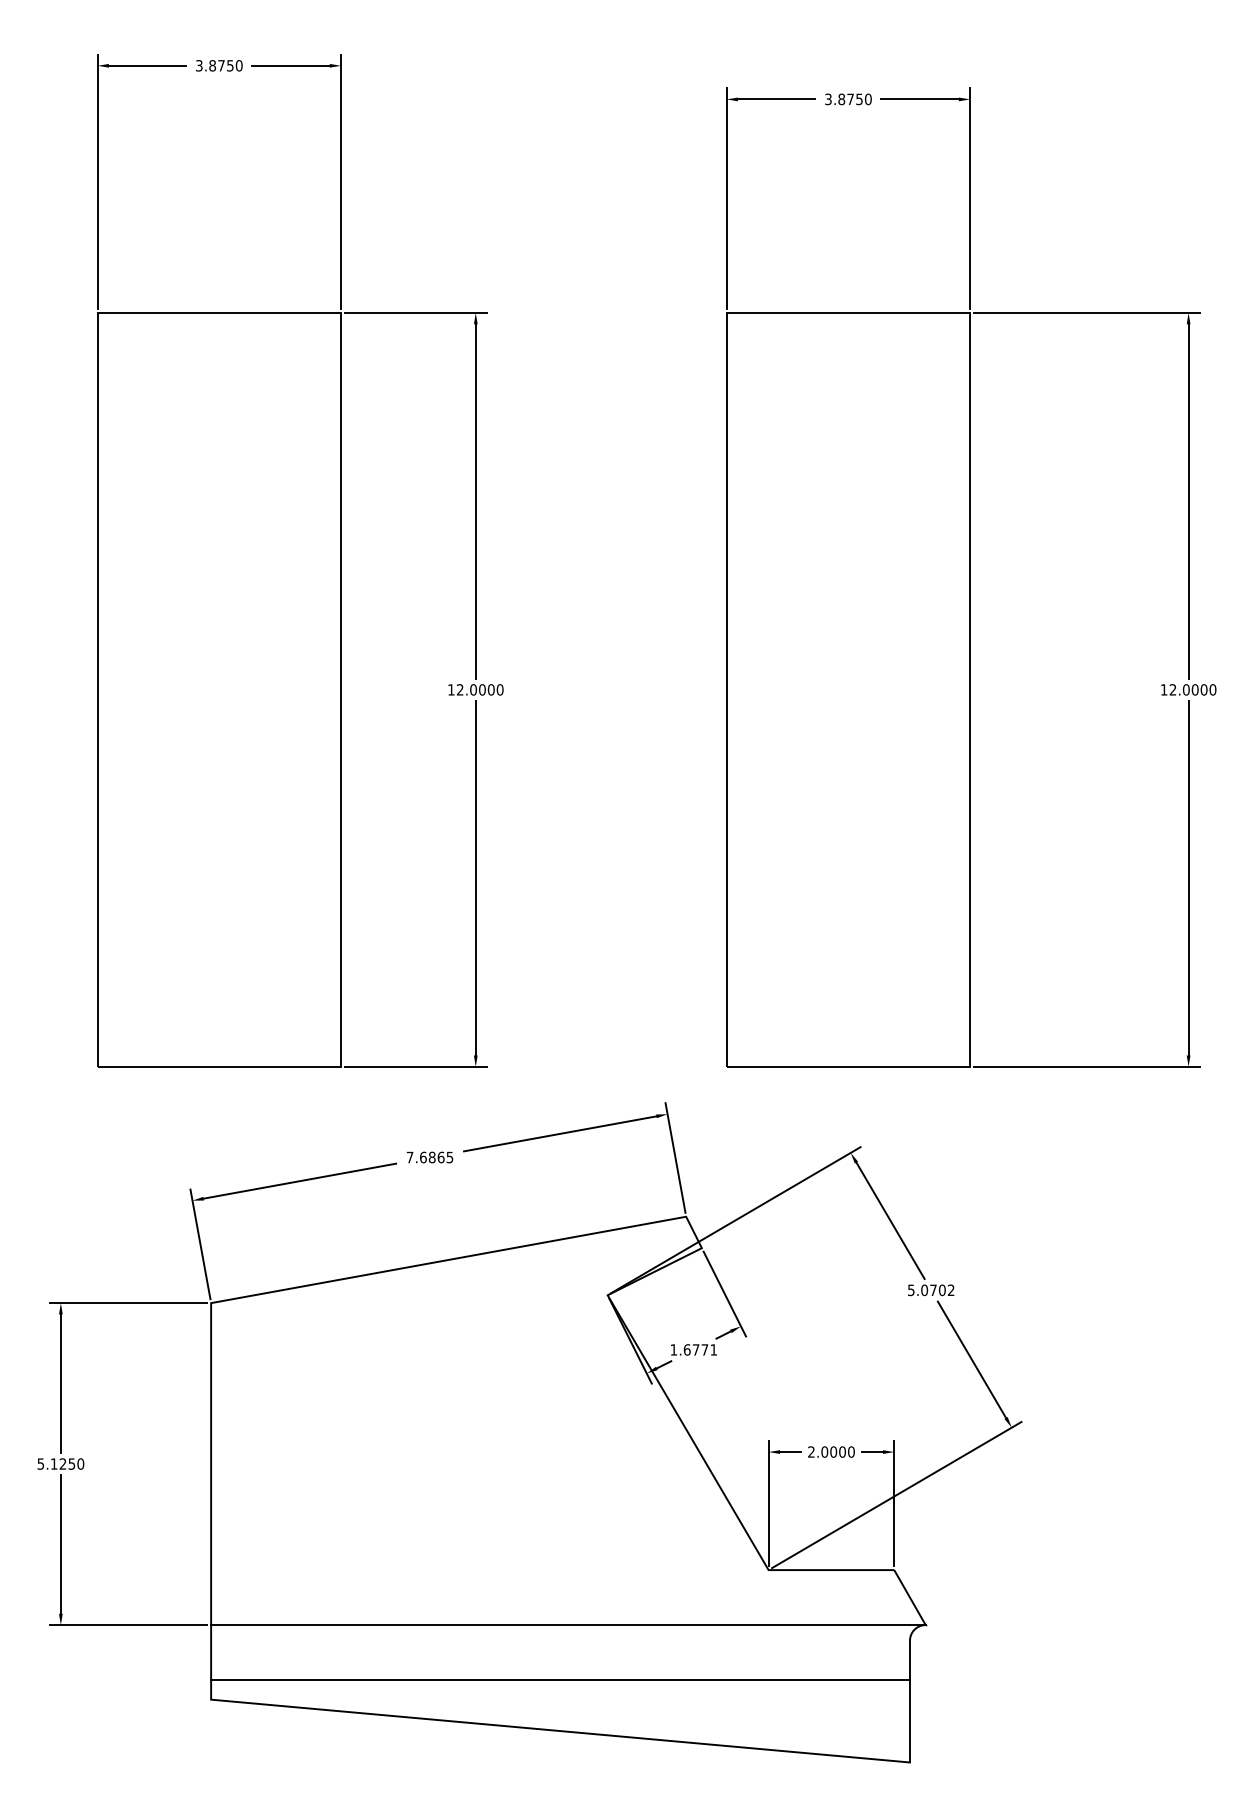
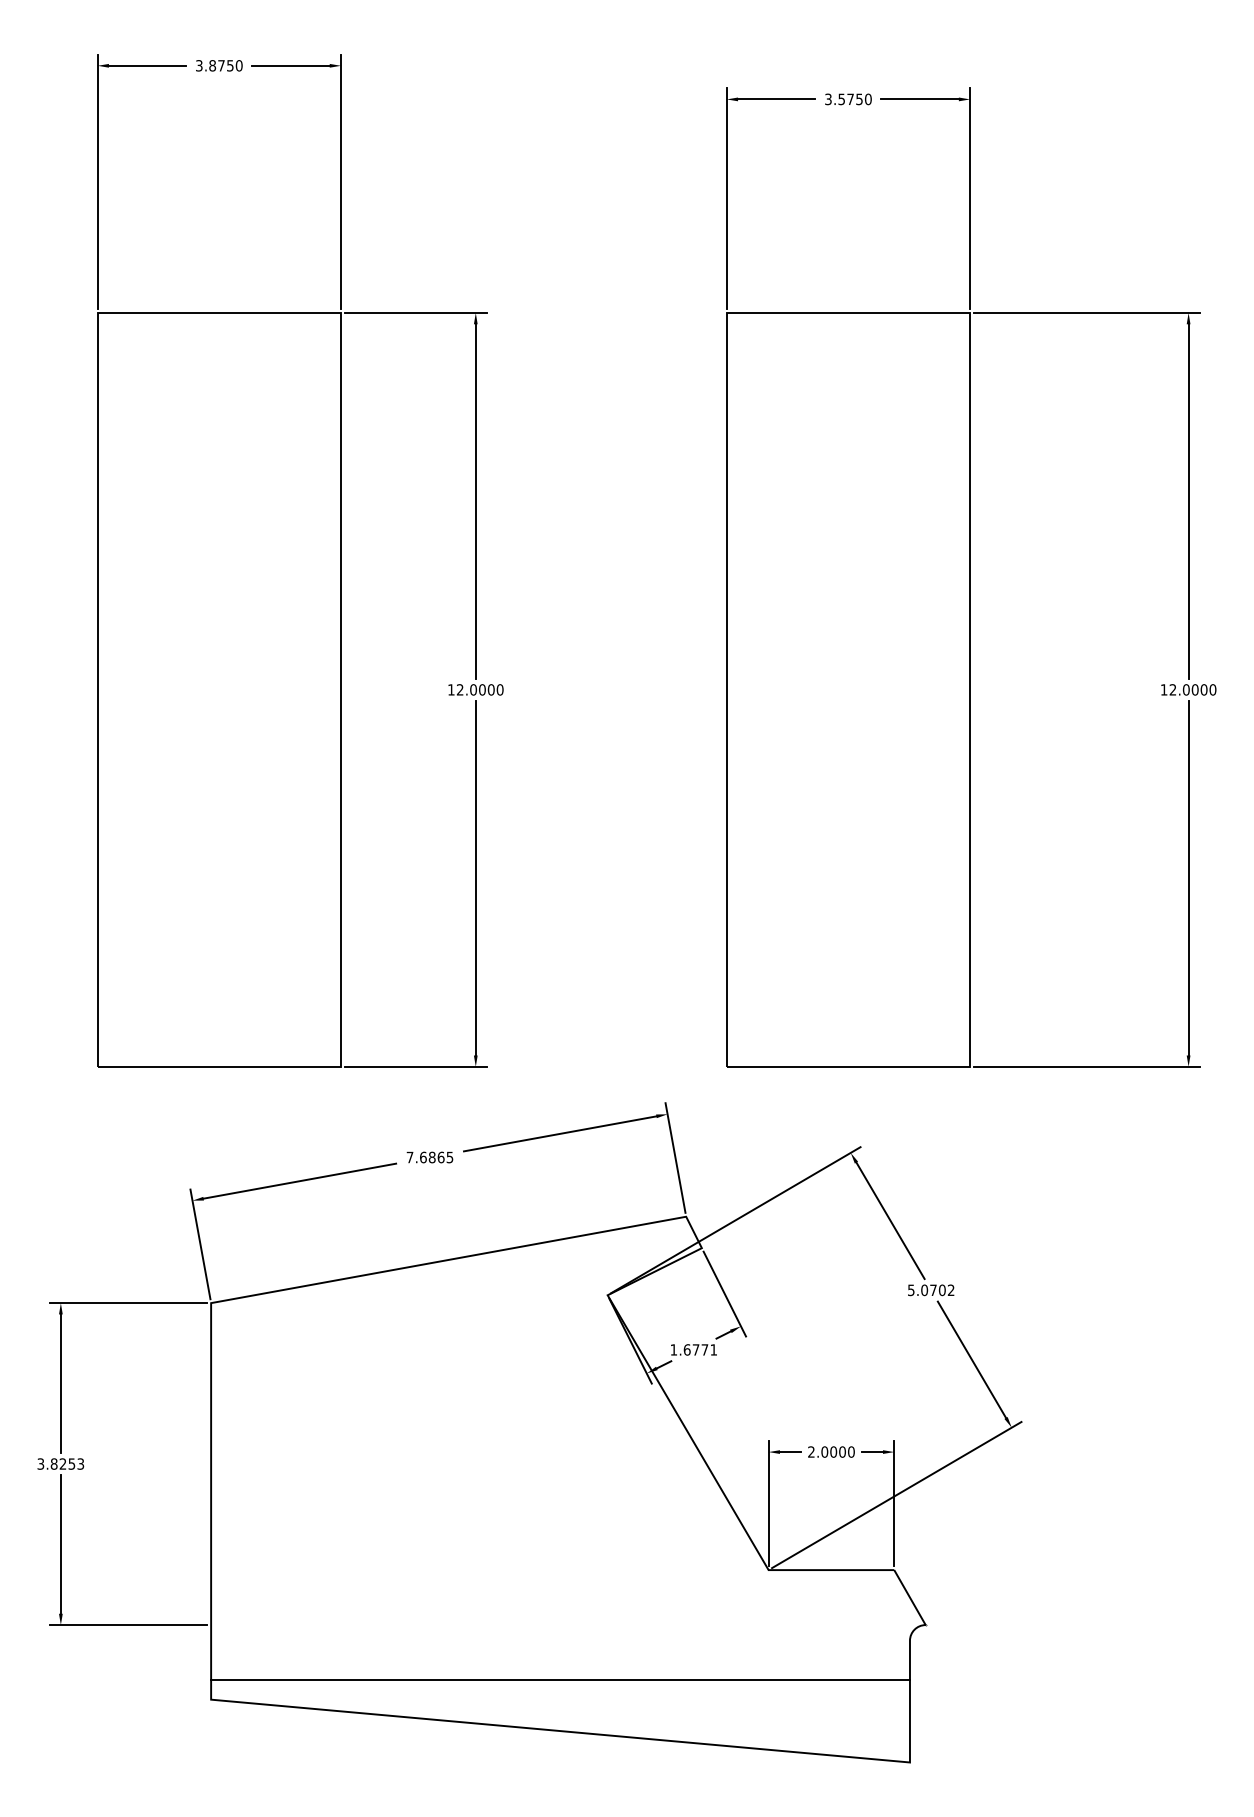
text: 3.8750 -> 3.5750 (841, 99)
text: 5.1250 -> 3.8253 (60, 1463)
line: present -> none (568, 1625)
